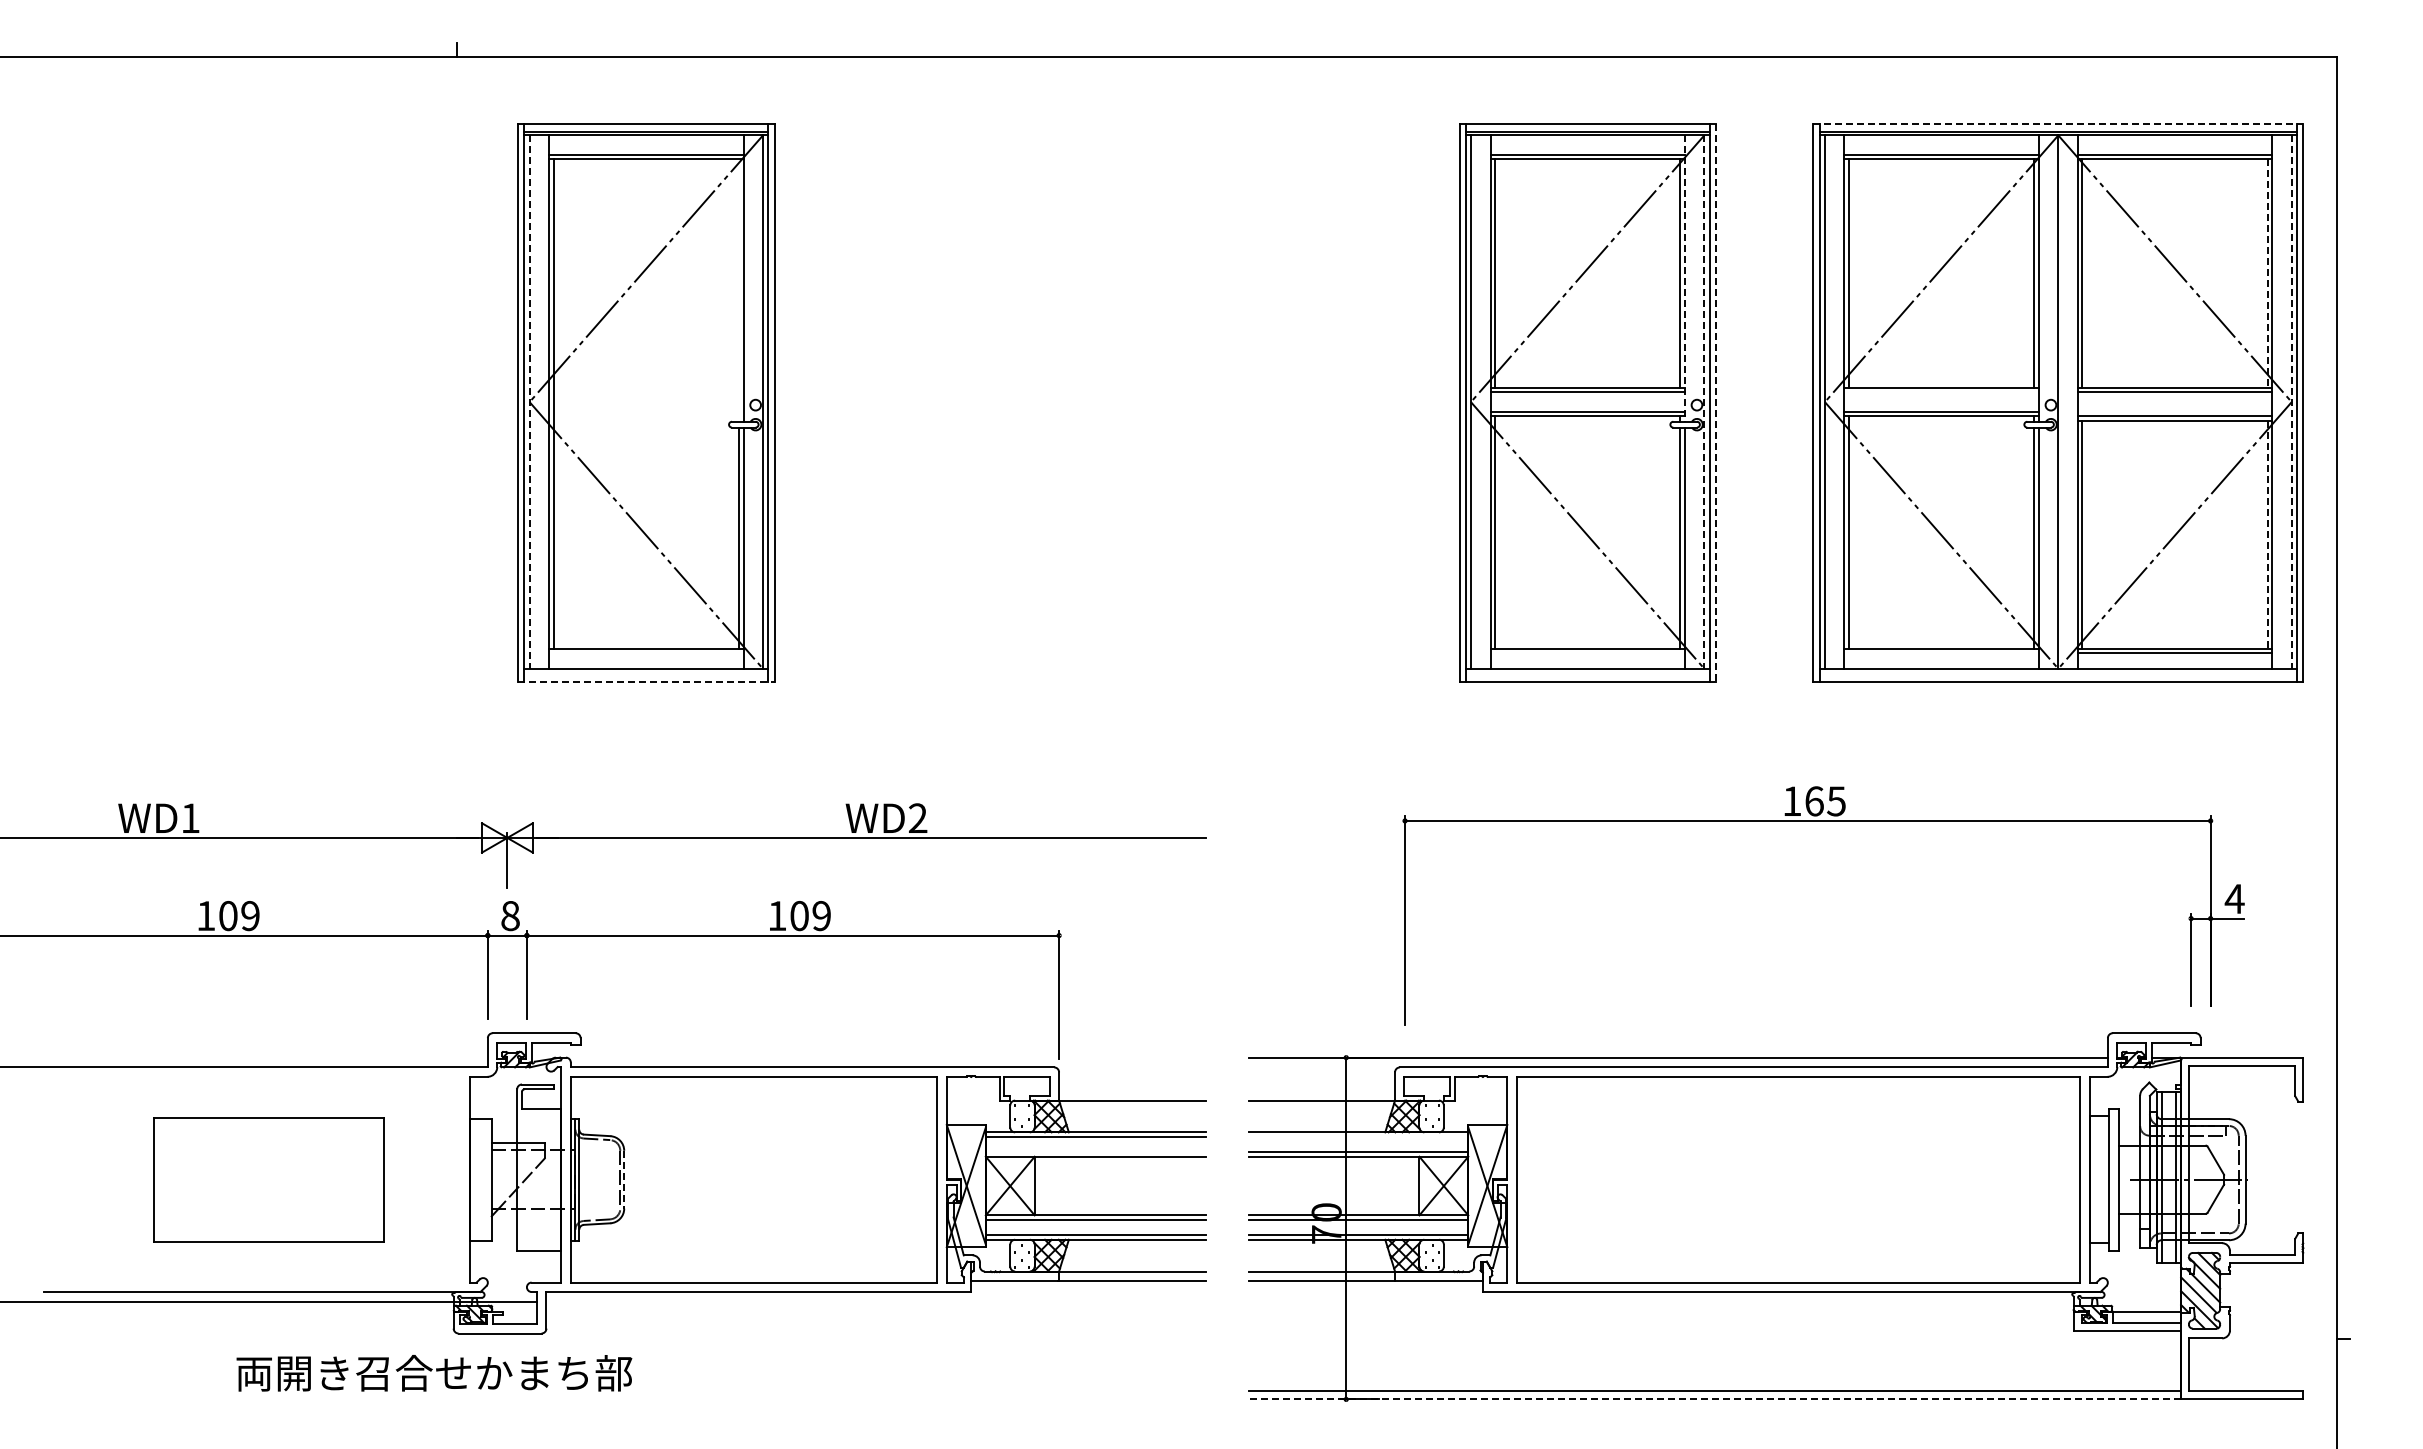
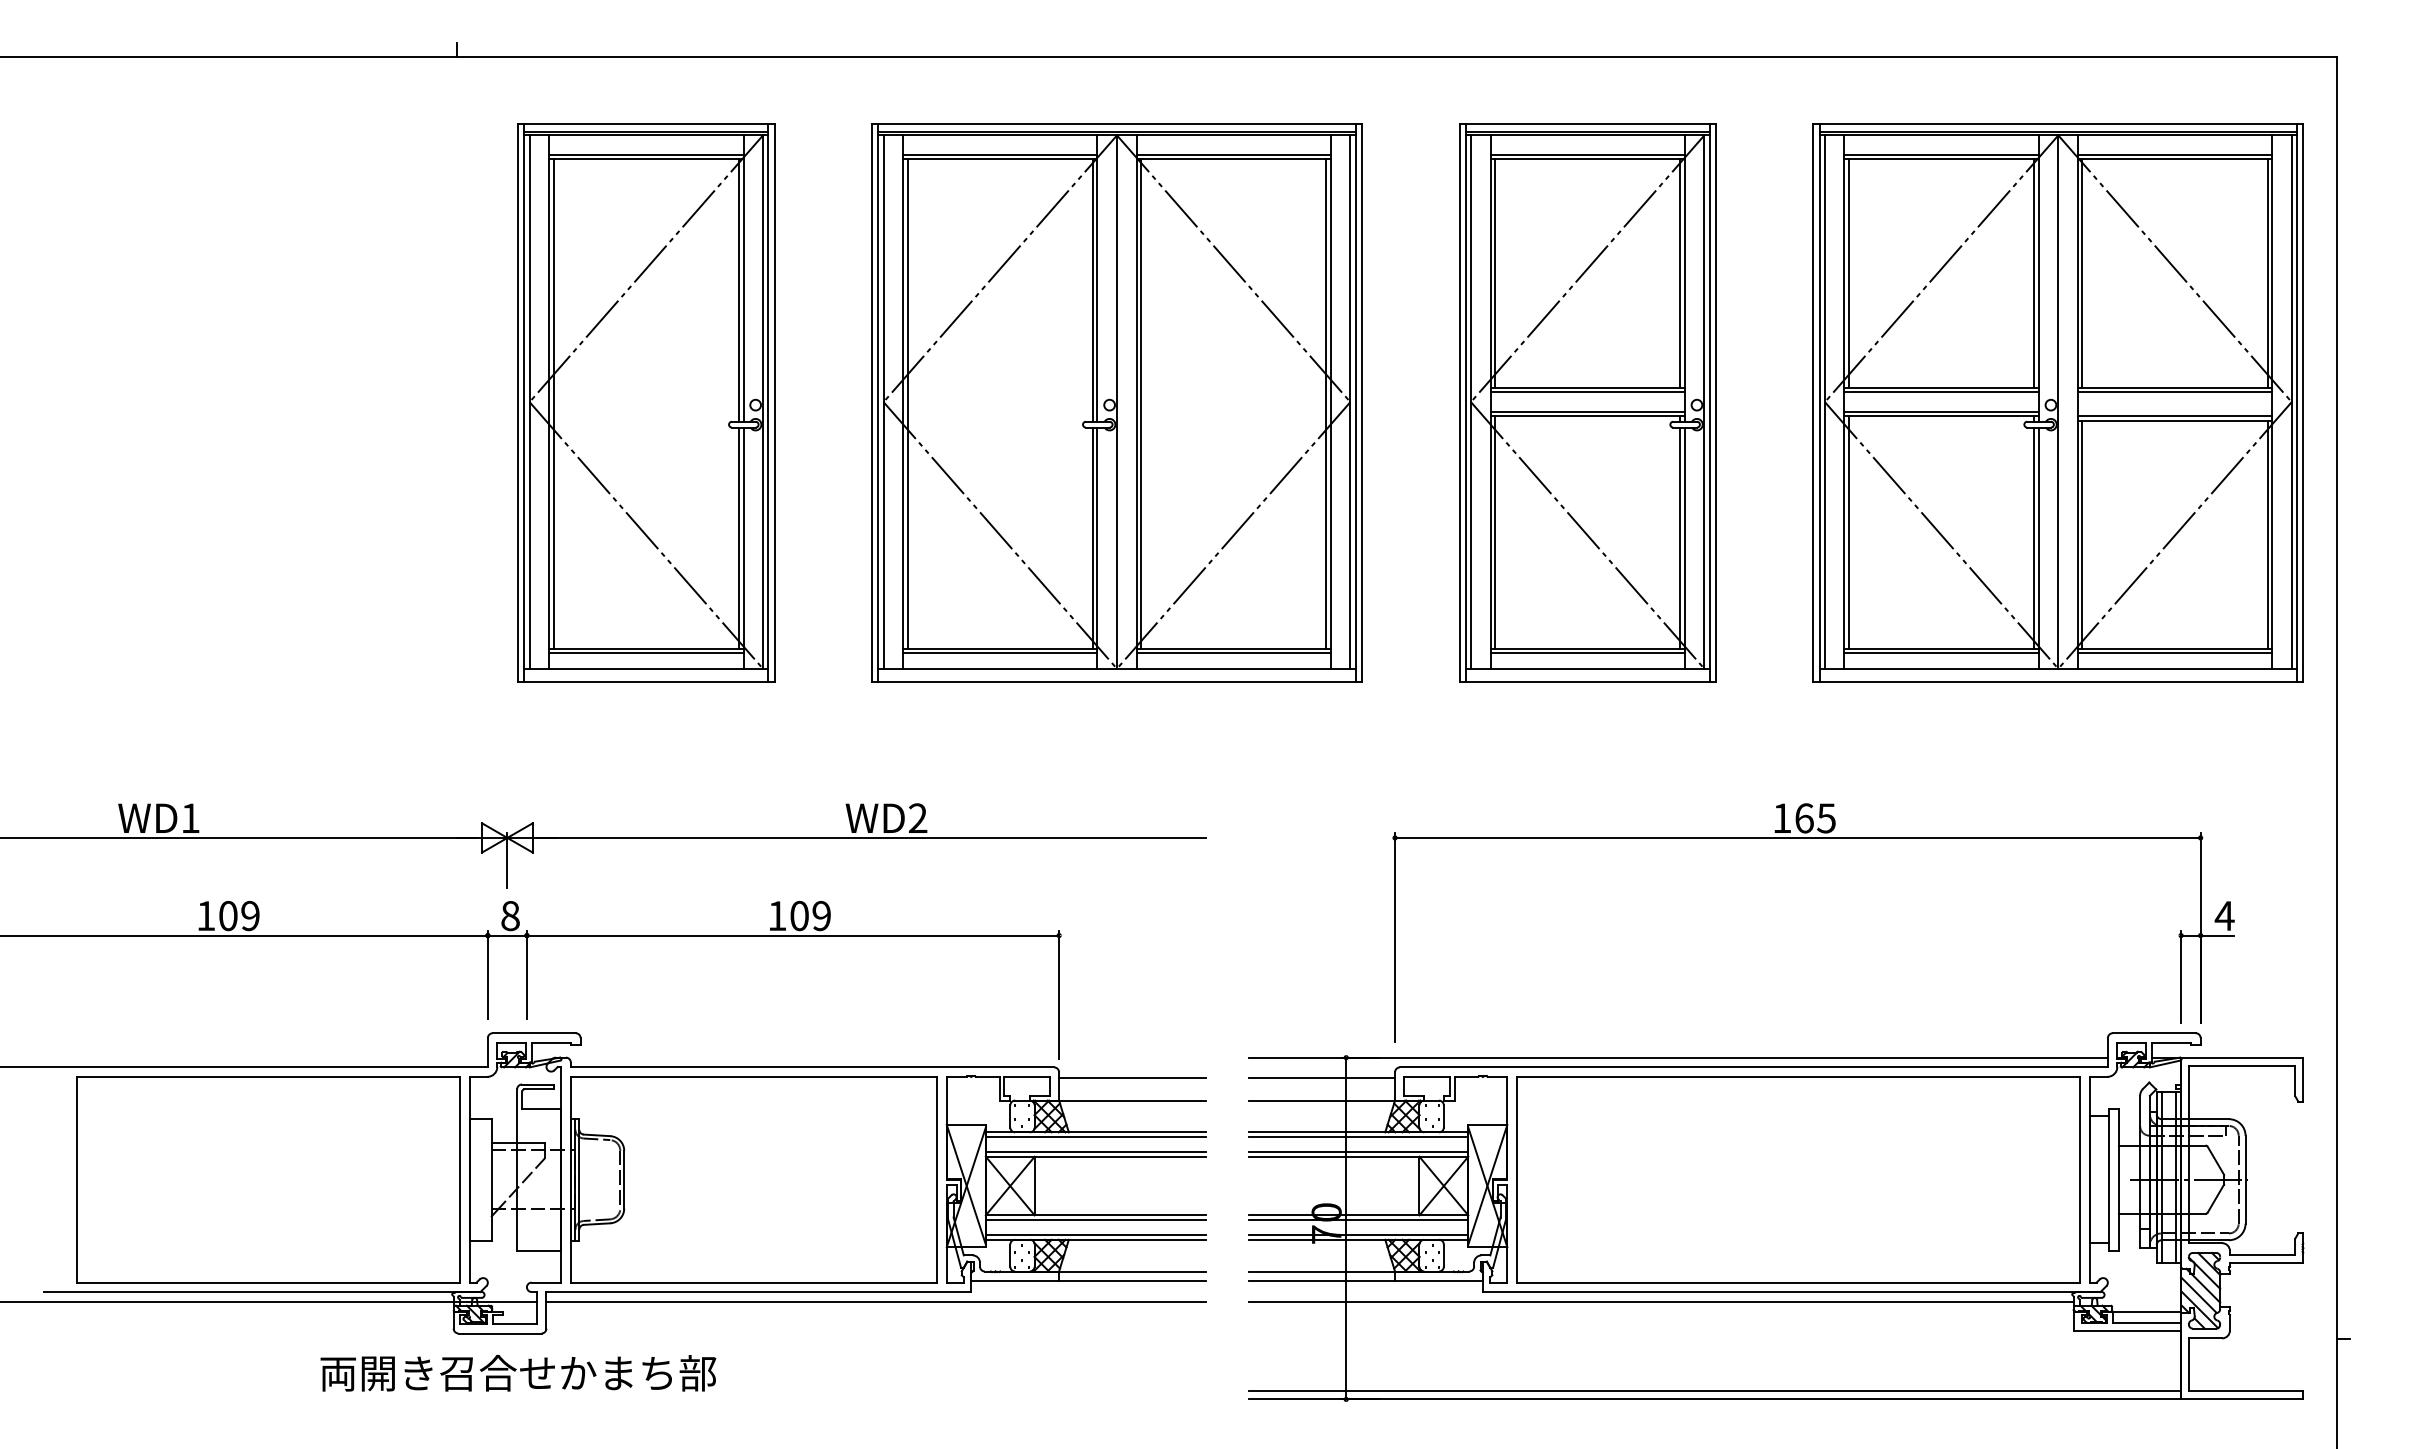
line: dashed -> solid (2058, 124)
line: dashed -> solid (2267, 273)
line: dashed -> solid (1684, 279)
line: none -> present (739, 289)
line: none -> present (1941, 392)
line: dashed -> solid (529, 402)
part: none -> present (1116, 402)
line: dashed -> solid (1704, 402)
line: dashed -> solid (2291, 402)
line: dashed -> solid (1715, 403)
line: dashed -> solid (2267, 535)
line: none -> present (646, 652)
line: none -> present (1587, 652)
line: none -> present (1941, 652)
line: dashed -> solid (646, 682)
part position: (1823, 821) -> (1813, 838) (1813, 838)
line: none -> present (1132, 1078)
line: none -> present (1320, 1078)
line: none -> present (1358, 1137)
line: none -> present (1095, 1151)
part size: 232x126 px -> 385x208 px (268, 1179)
line: dashed -> solid (624, 1179)
line: none -> present (875, 1301)
line: none -> present (1660, 1301)
text position: (434, 1373) -> (518, 1373) (518, 1373)
line: dashed -> solid (1714, 1399)
